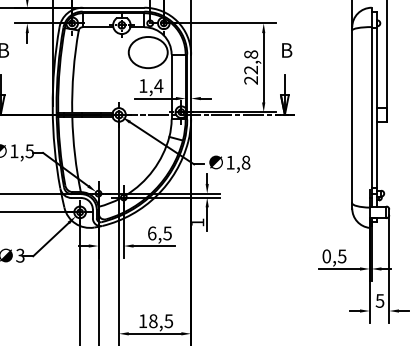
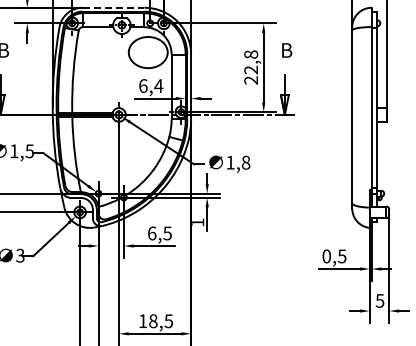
line: solid -> dashed (113, 7)
text: 1,4 -> 6,4 (143, 85)
